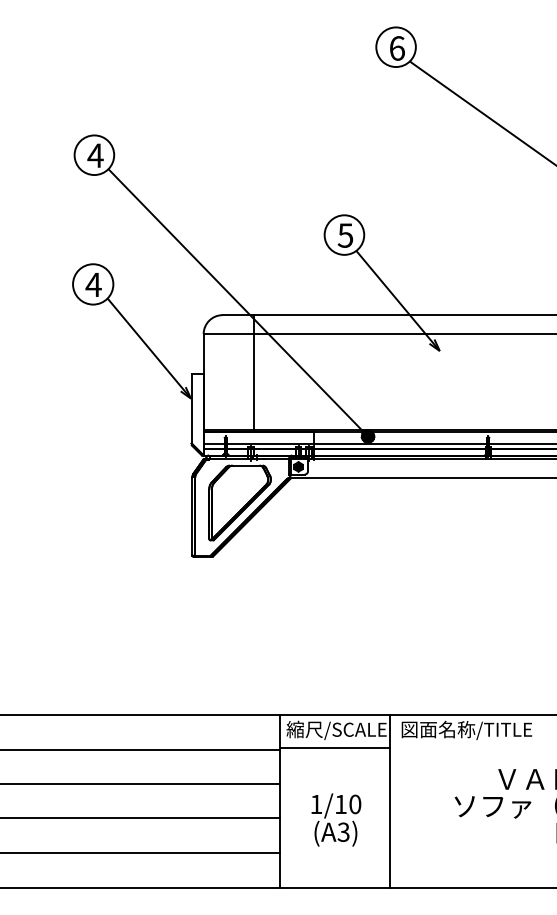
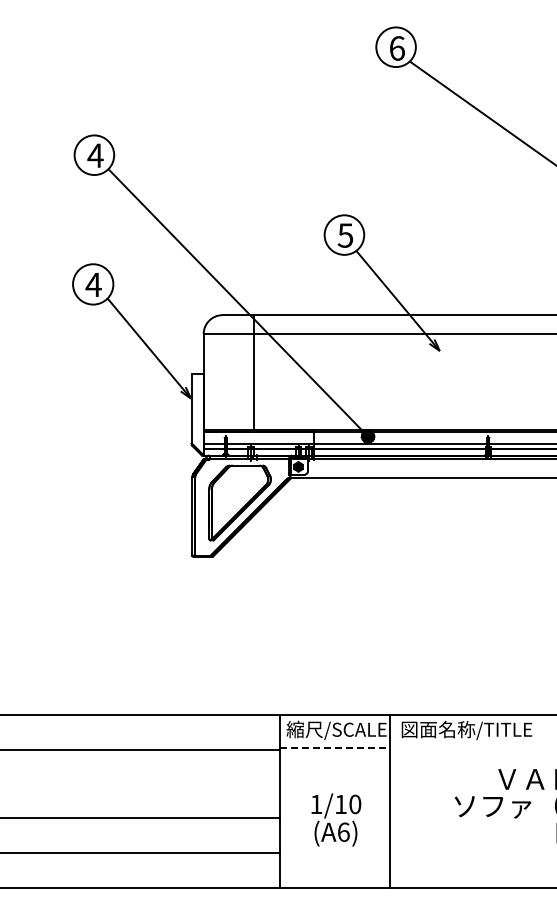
line: solid -> dashed (335, 747)
line: present -> none (140, 784)
text: (A3) -> (A6) (343, 831)
